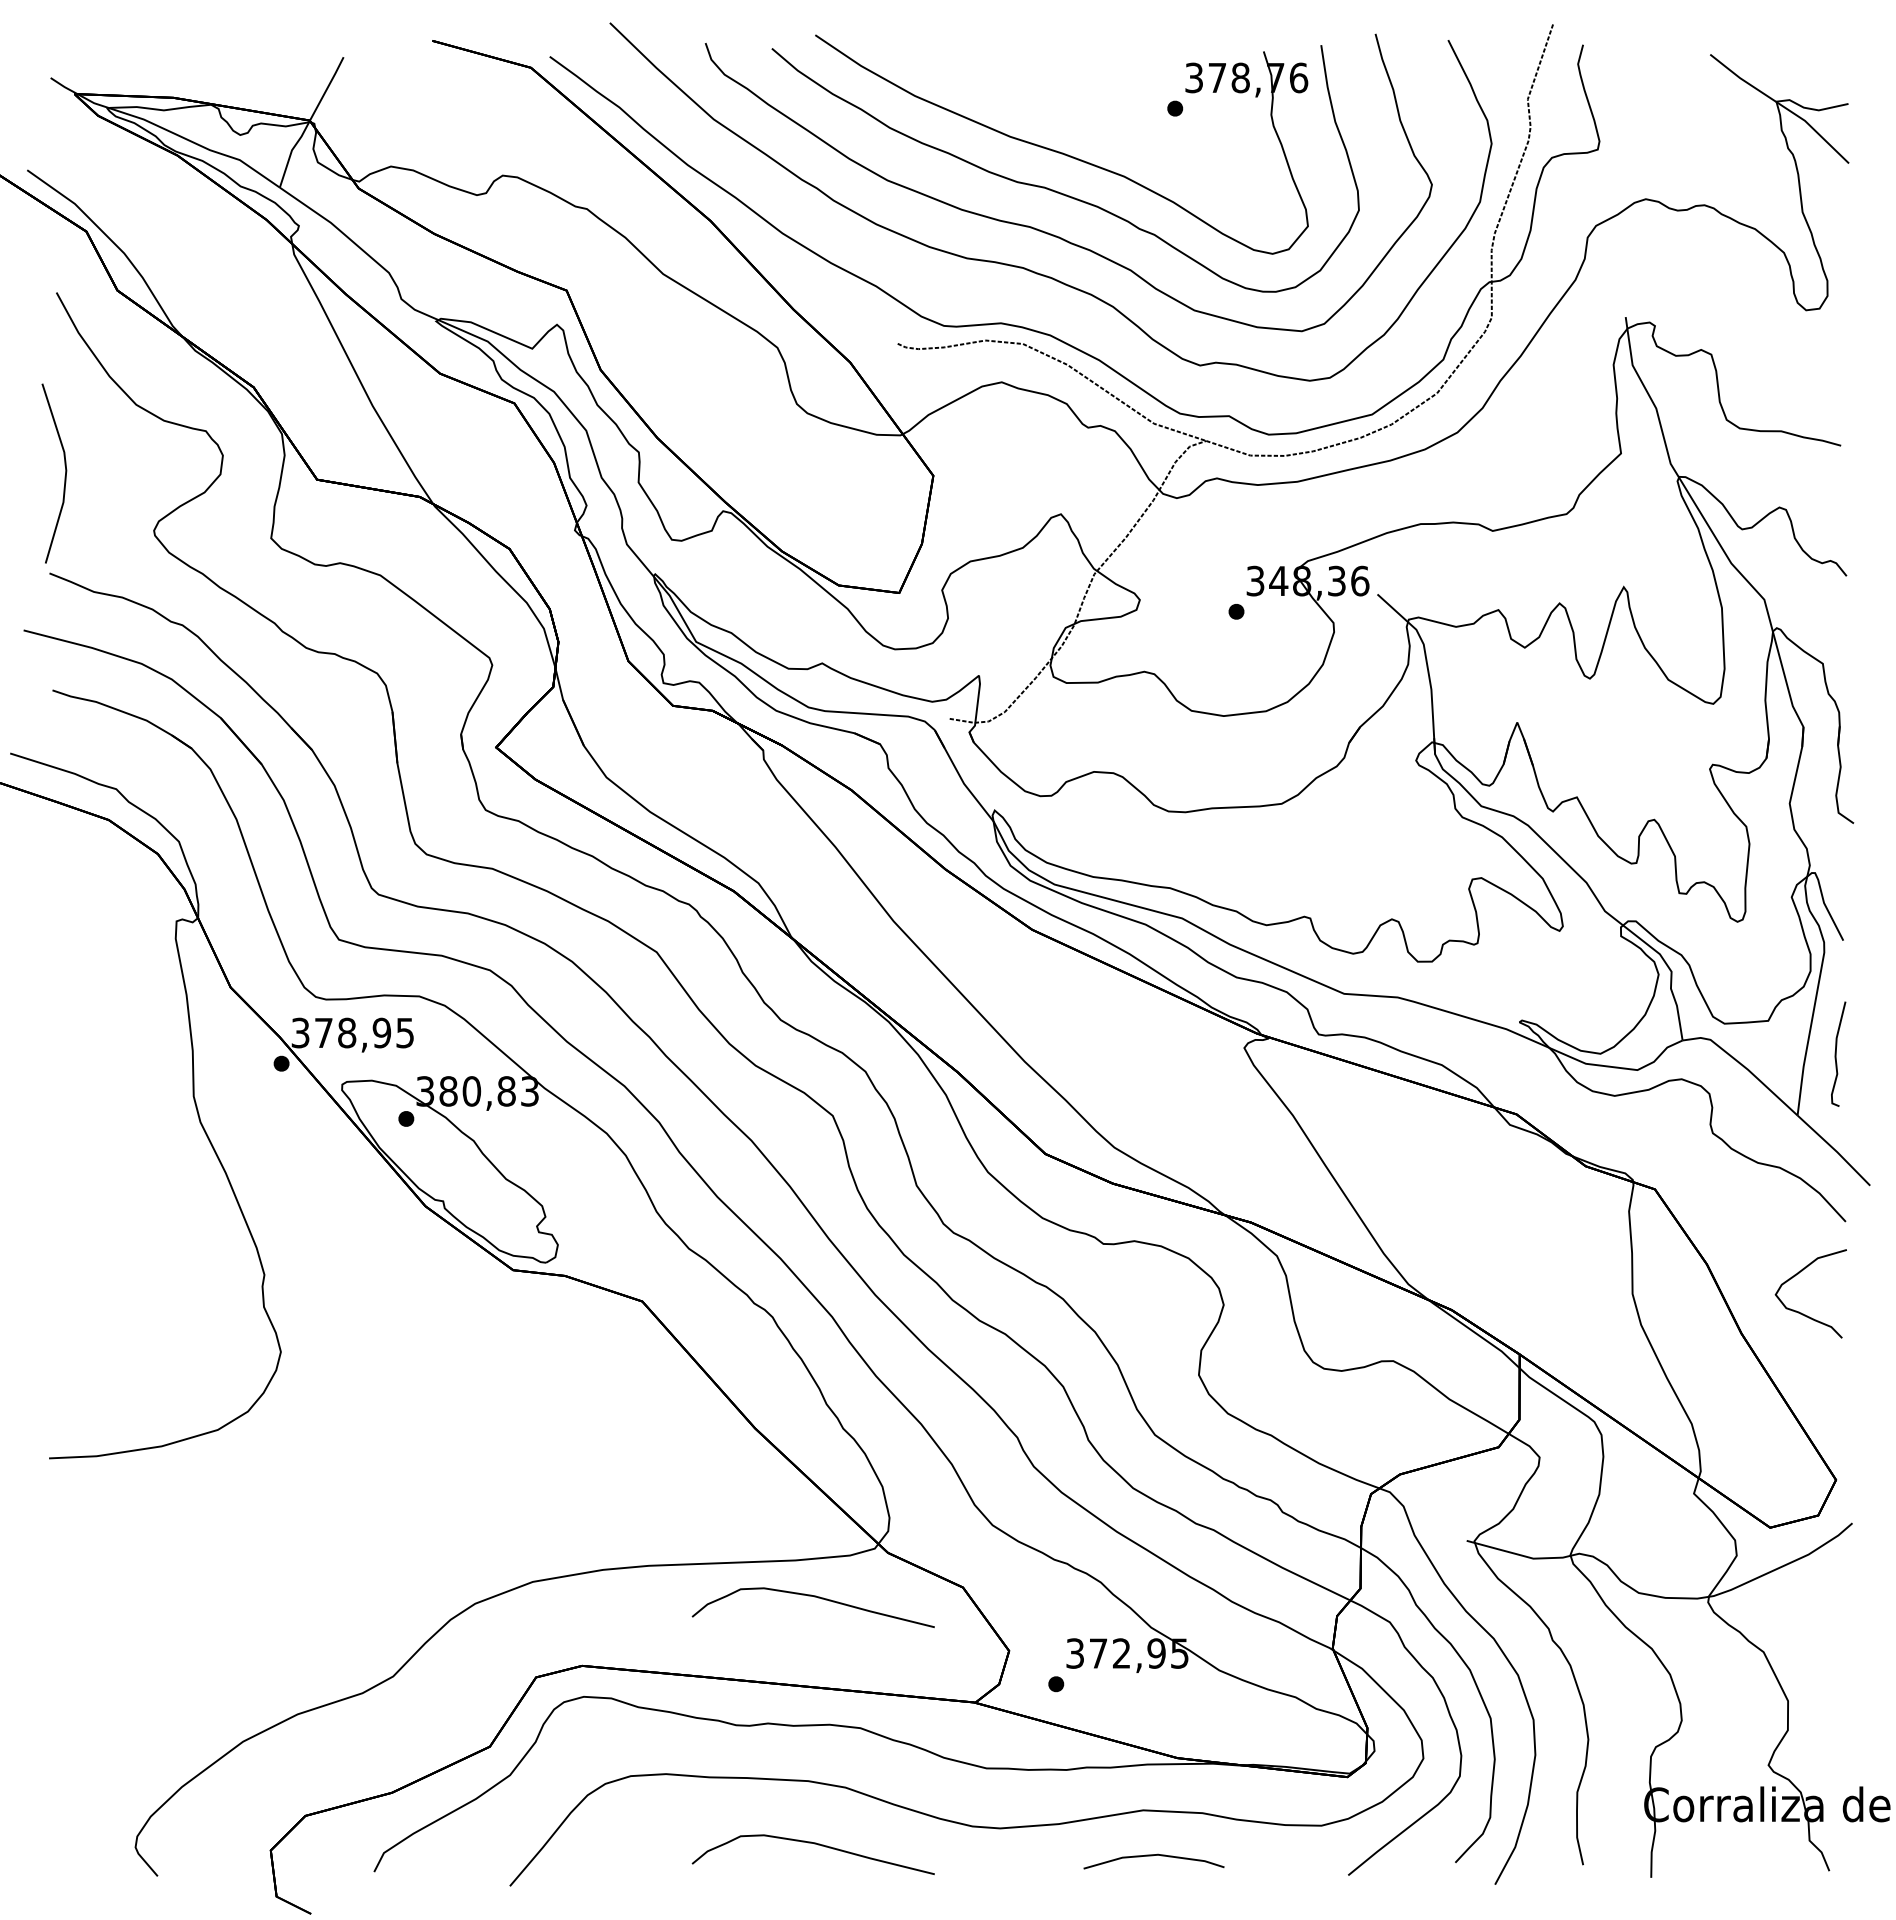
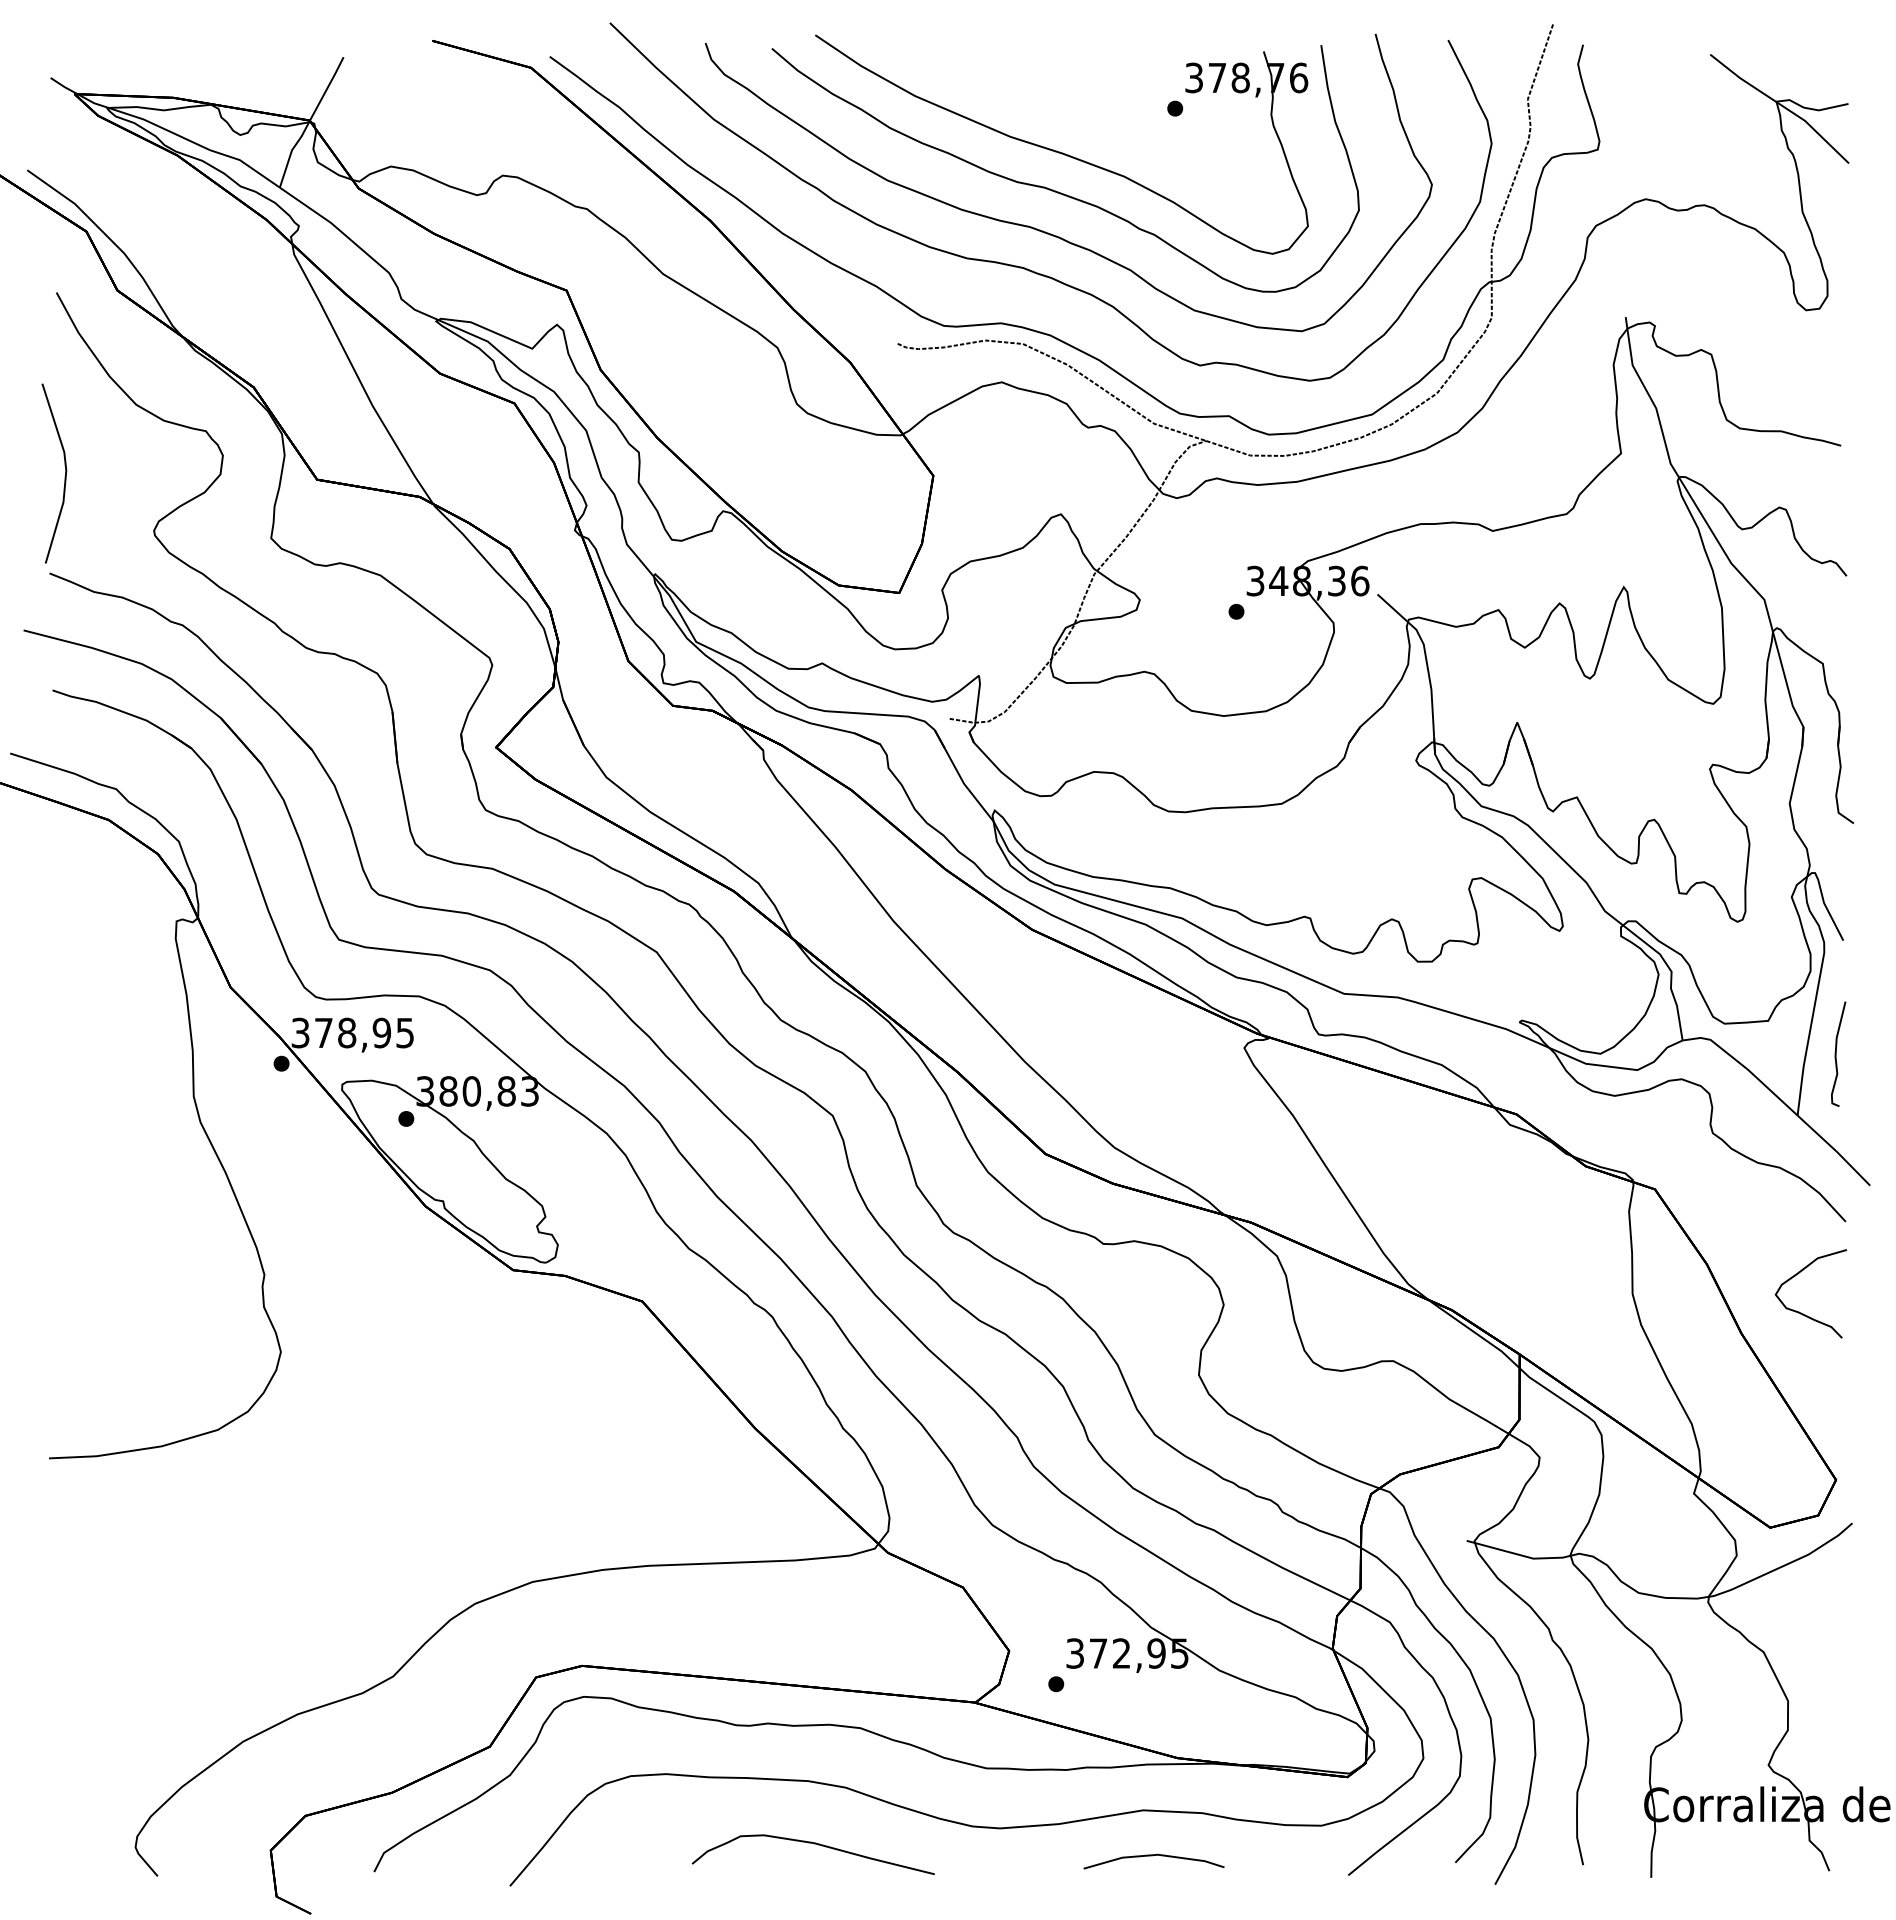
curve: present -> none (814, 1597)
